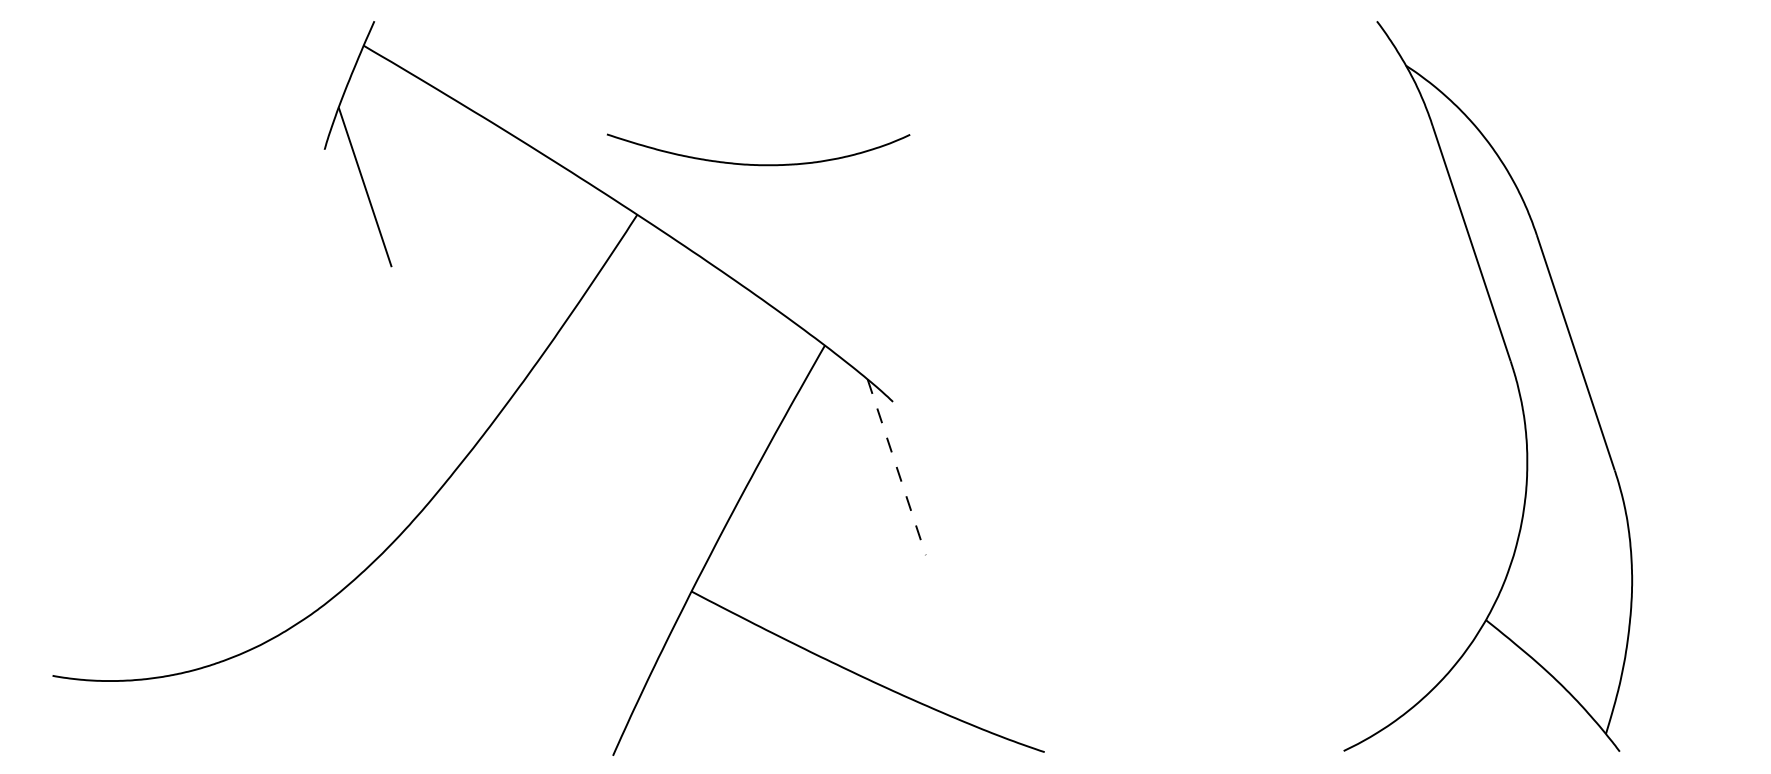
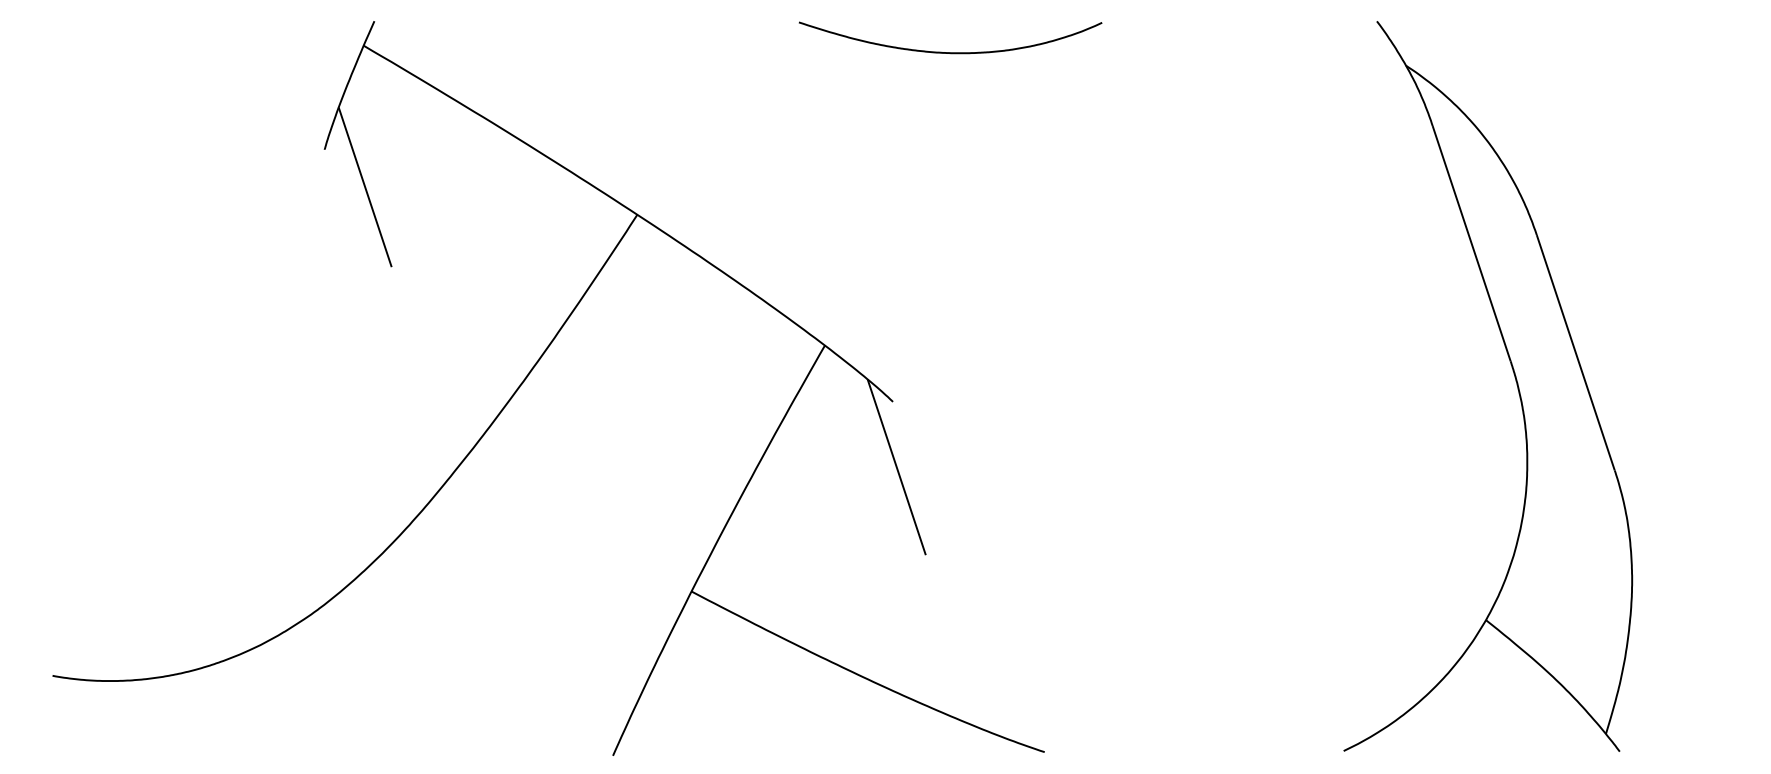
curve position: (758, 164) -> (950, 52) (950, 52)
line: dashed -> solid (896, 467)
